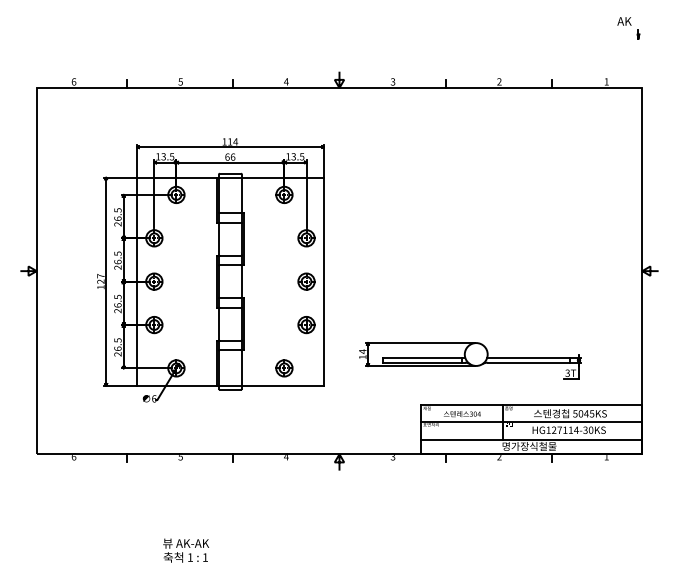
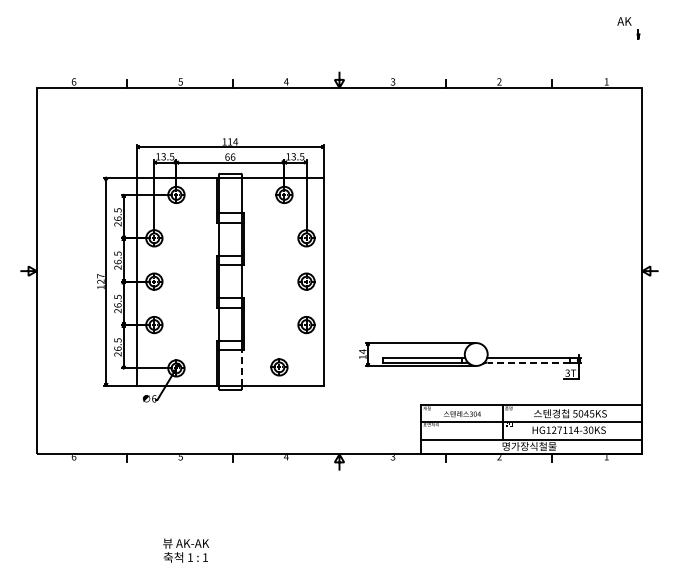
line: solid -> dashed (528, 362)
line: solid -> dashed (241, 367)
part position: (284, 368) -> (279, 367) (279, 367)
